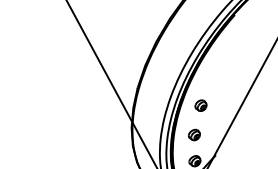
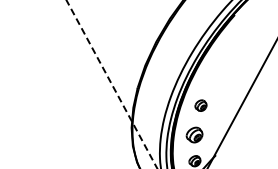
line: solid -> dashed (111, 83)
part size: 14x14 px -> 19x18 px (194, 134)
